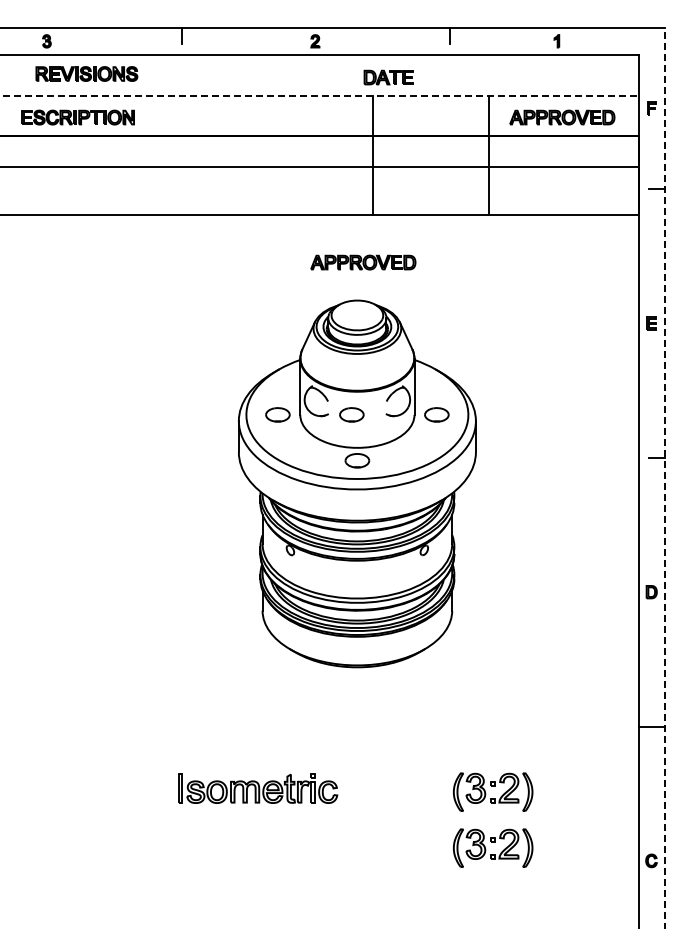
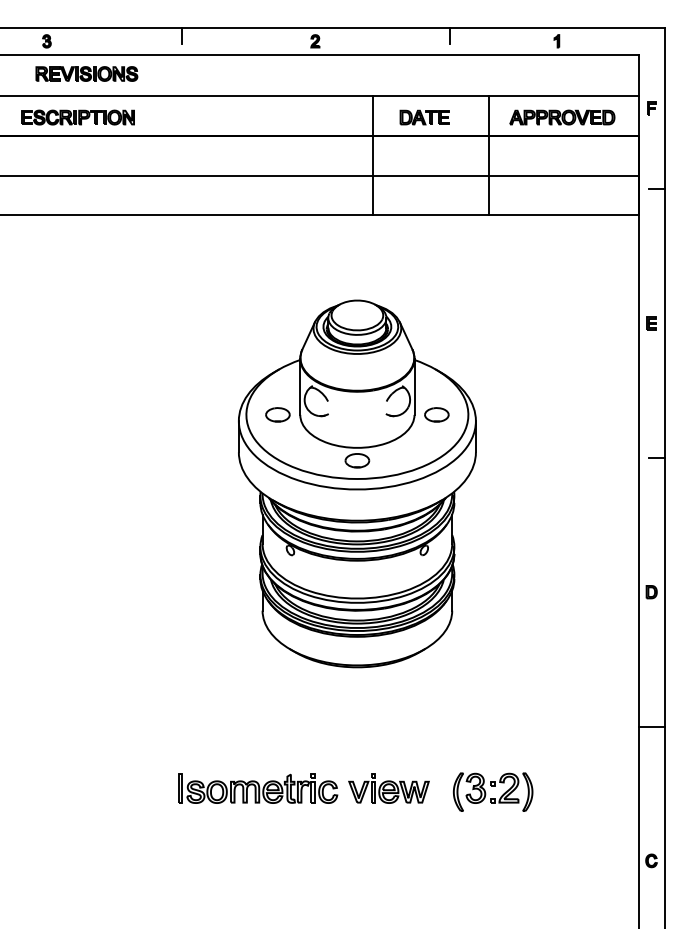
part position: (388, 77) -> (424, 117) (424, 117)
line: dashed -> solid (319, 95)
line position: (320, 166) -> (320, 175) (320, 175)
part: present -> none (363, 262)
part: present -> none (351, 414)
line: dashed -> solid (665, 477)
part: none -> present (388, 788)
part: present -> none (492, 847)
